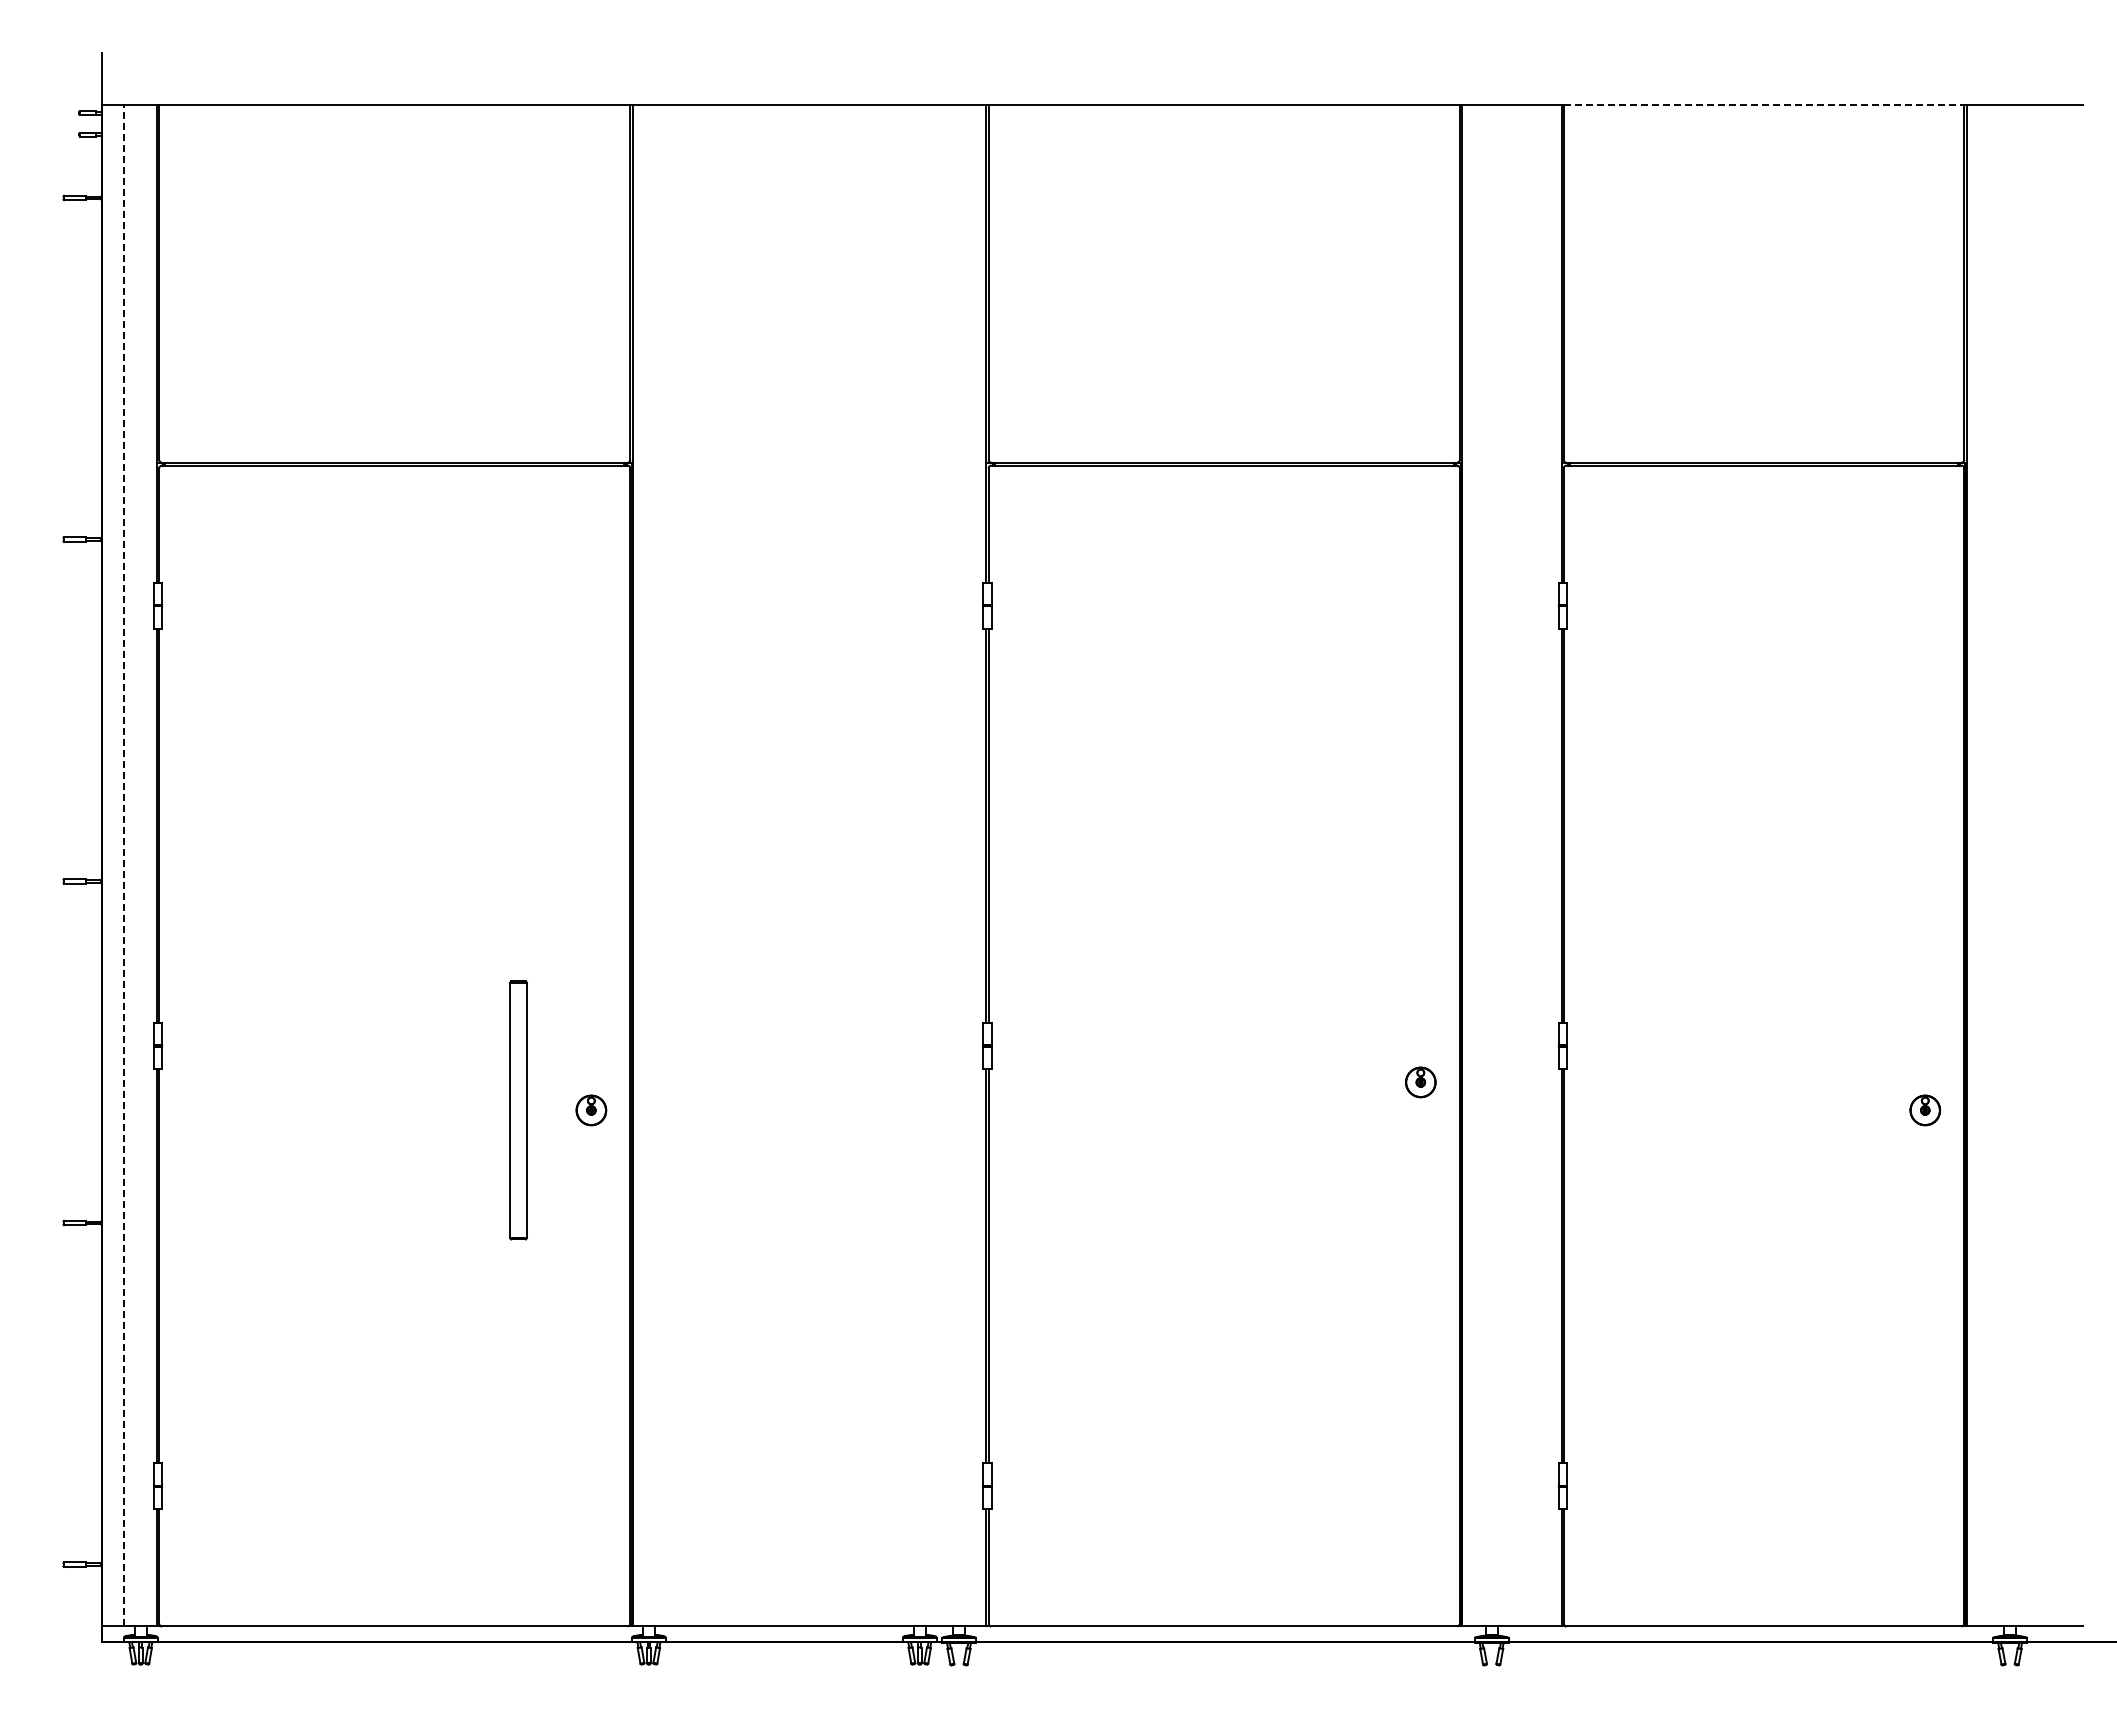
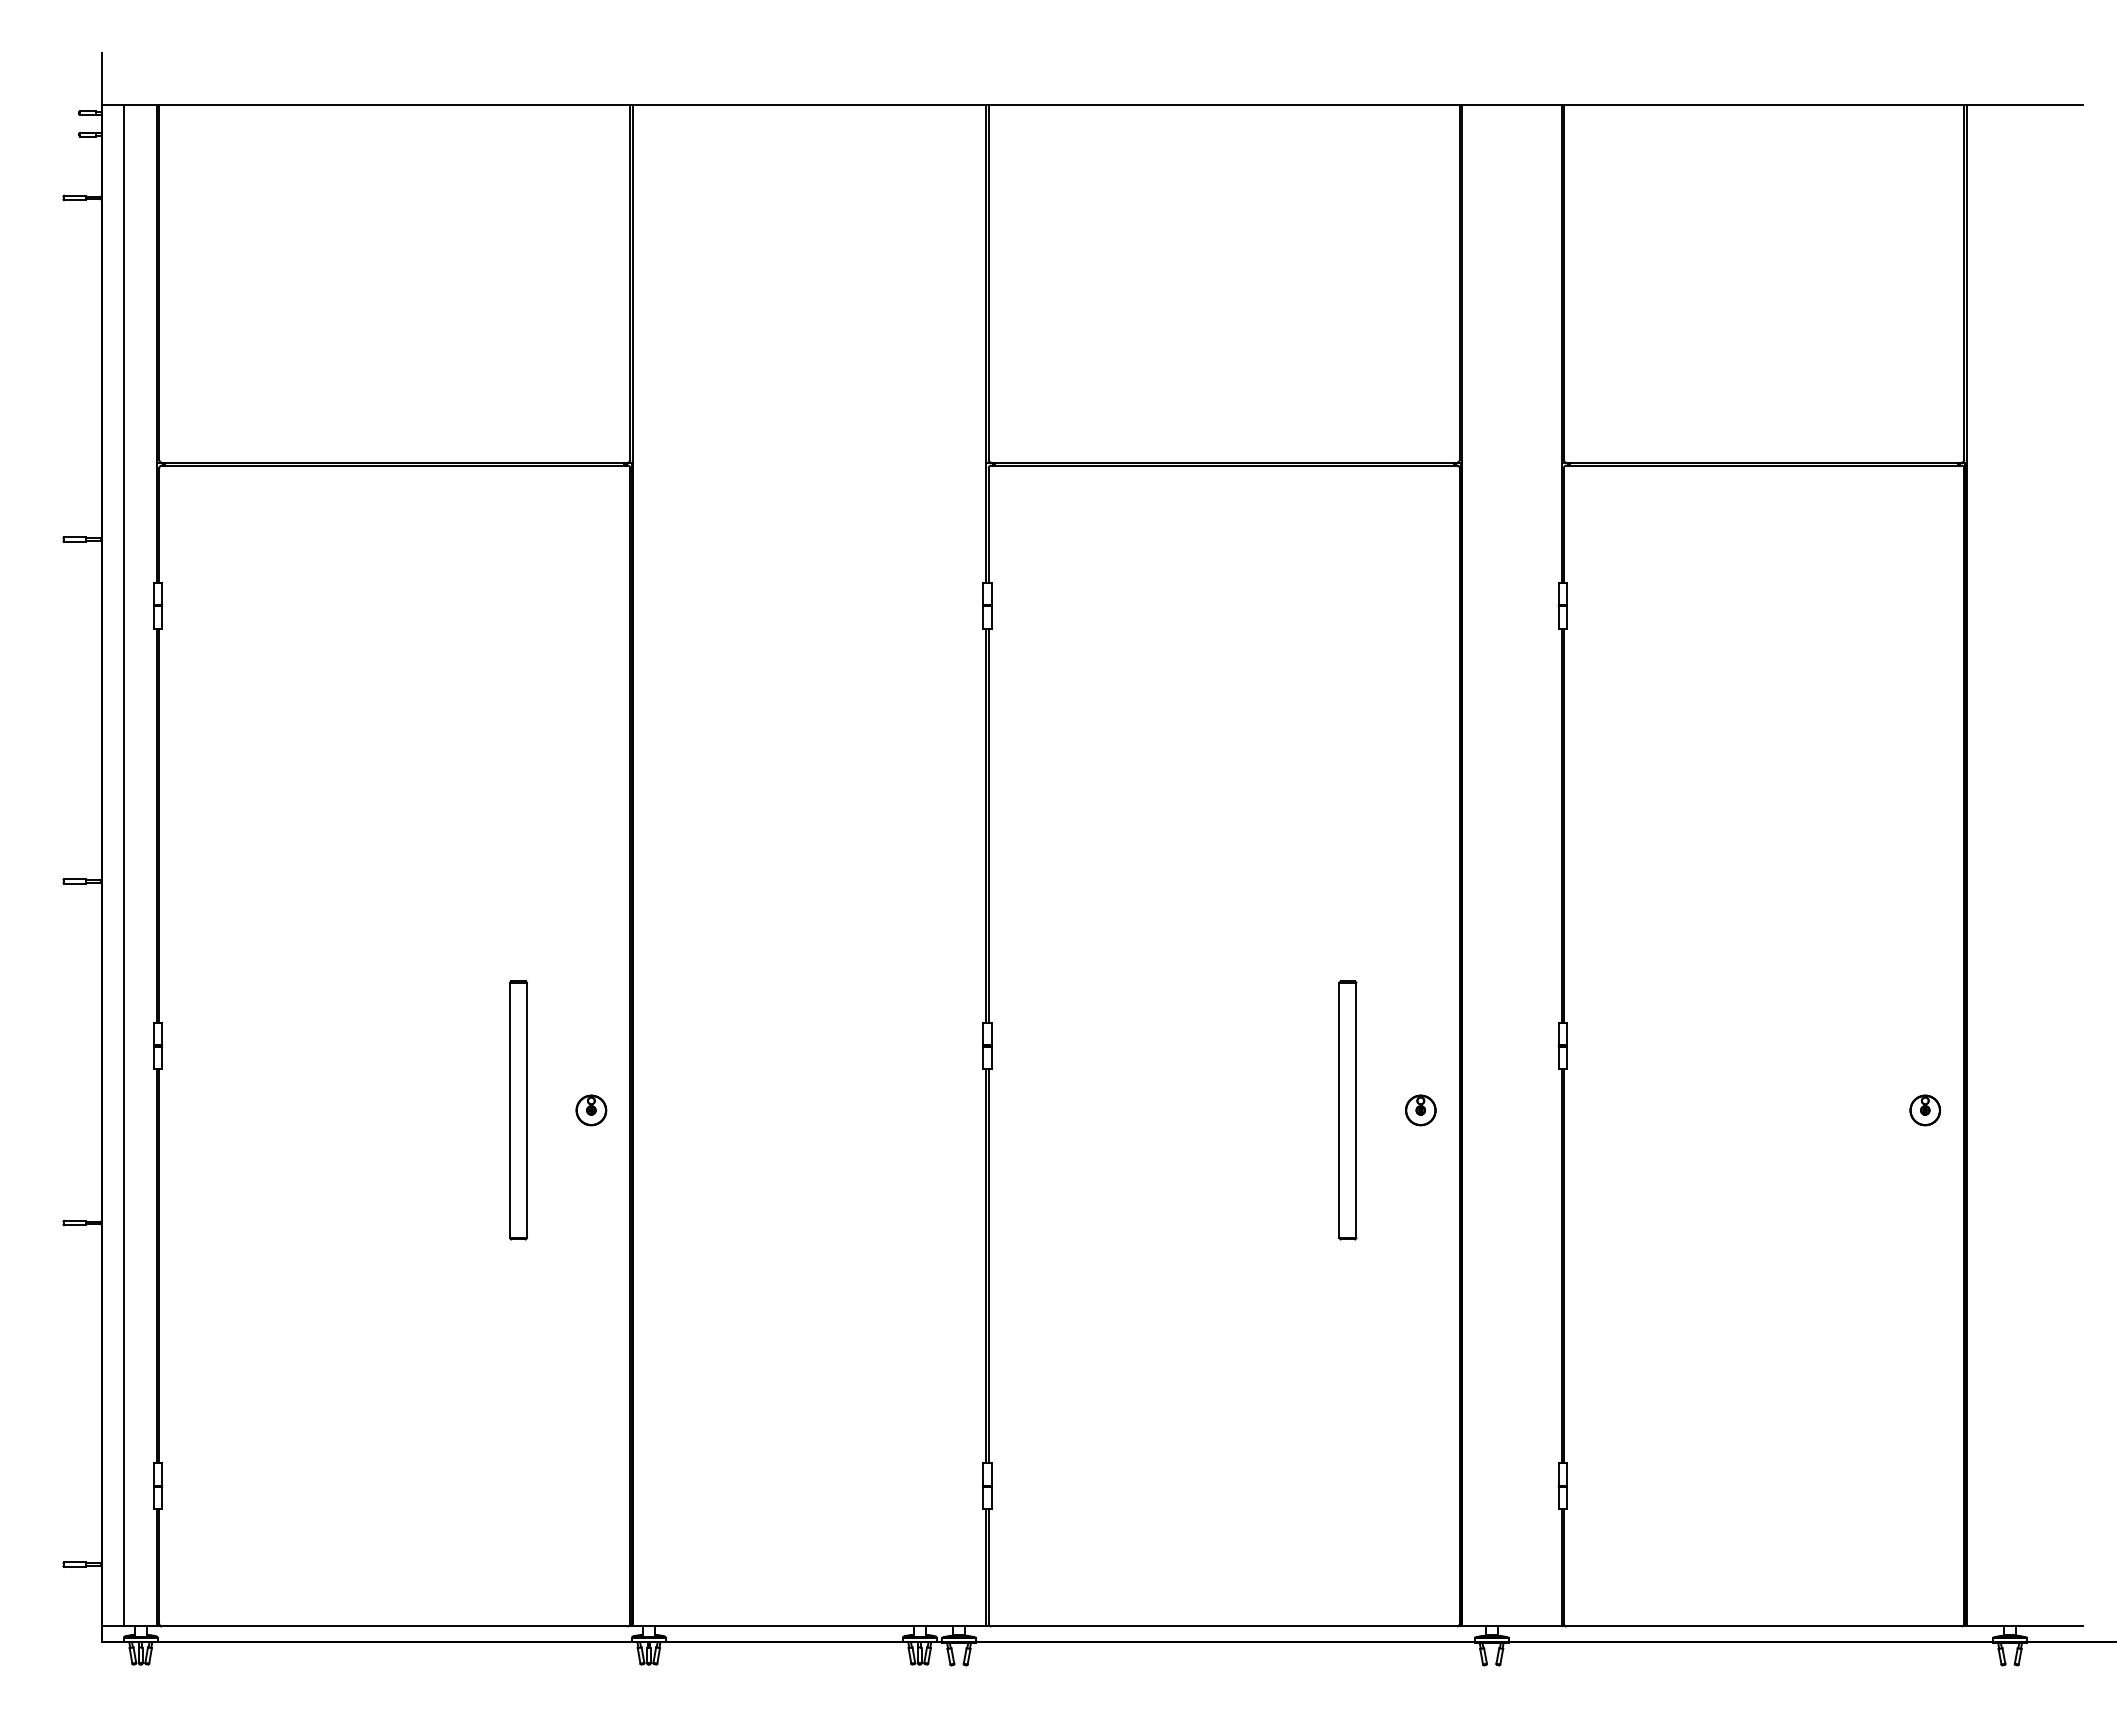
line: dashed -> solid (1764, 104)
line: dashed -> solid (123, 865)
part position: (1420, 1082) -> (1420, 1110) (1420, 1110)
part: none -> present (1347, 1110)
